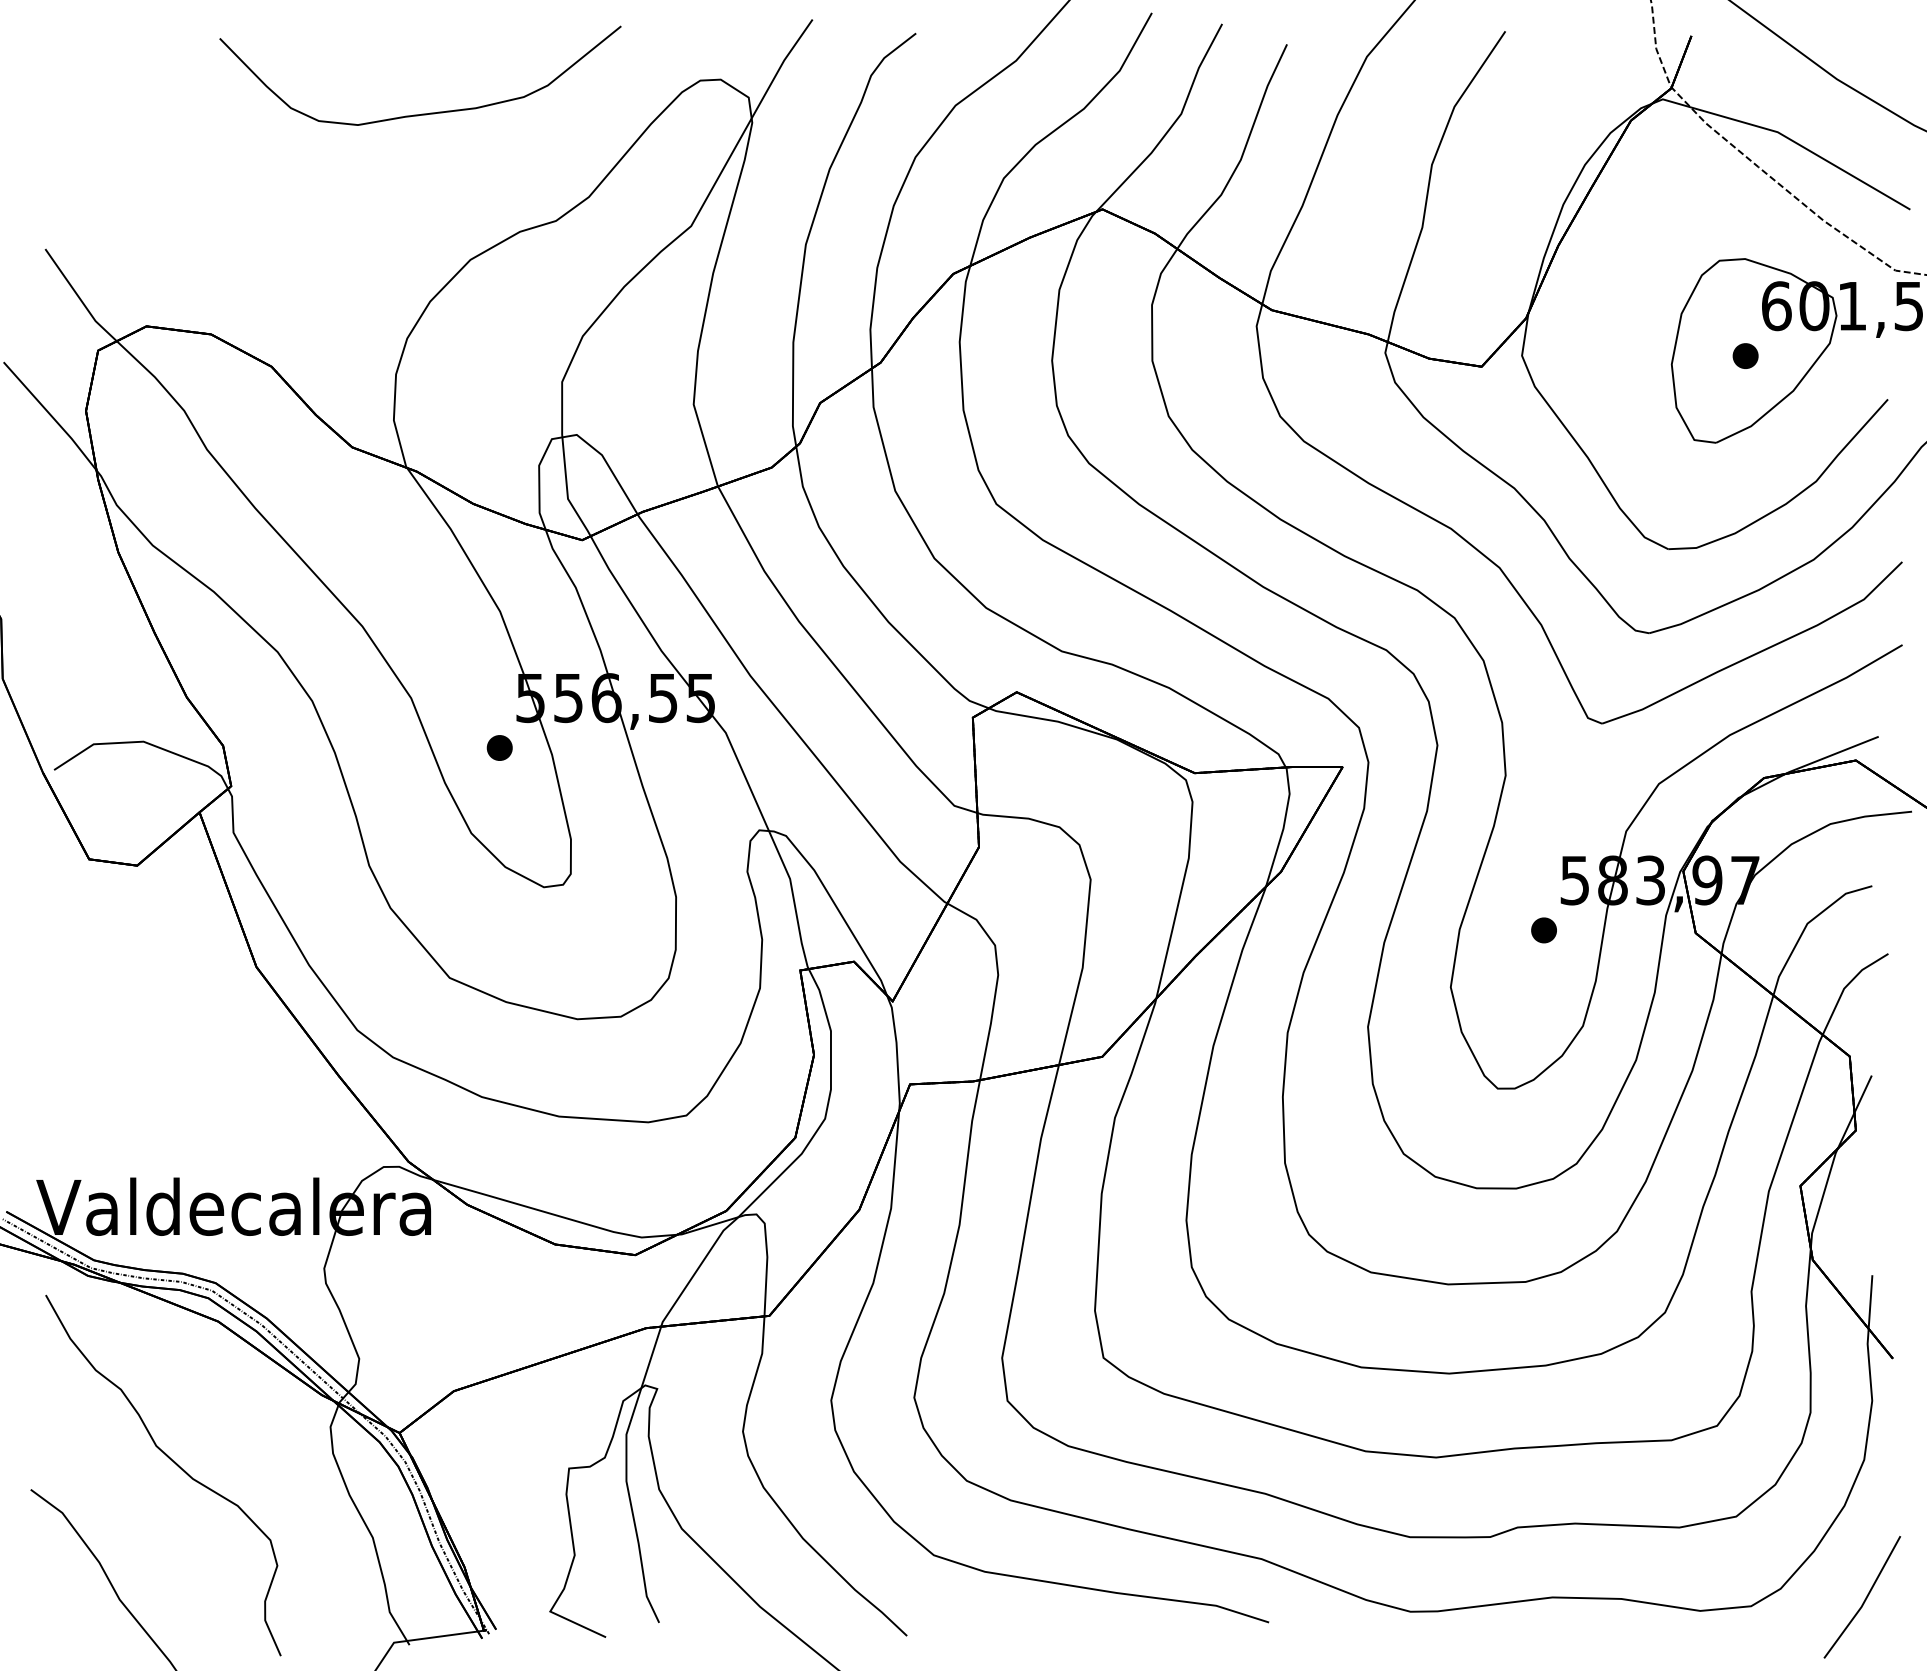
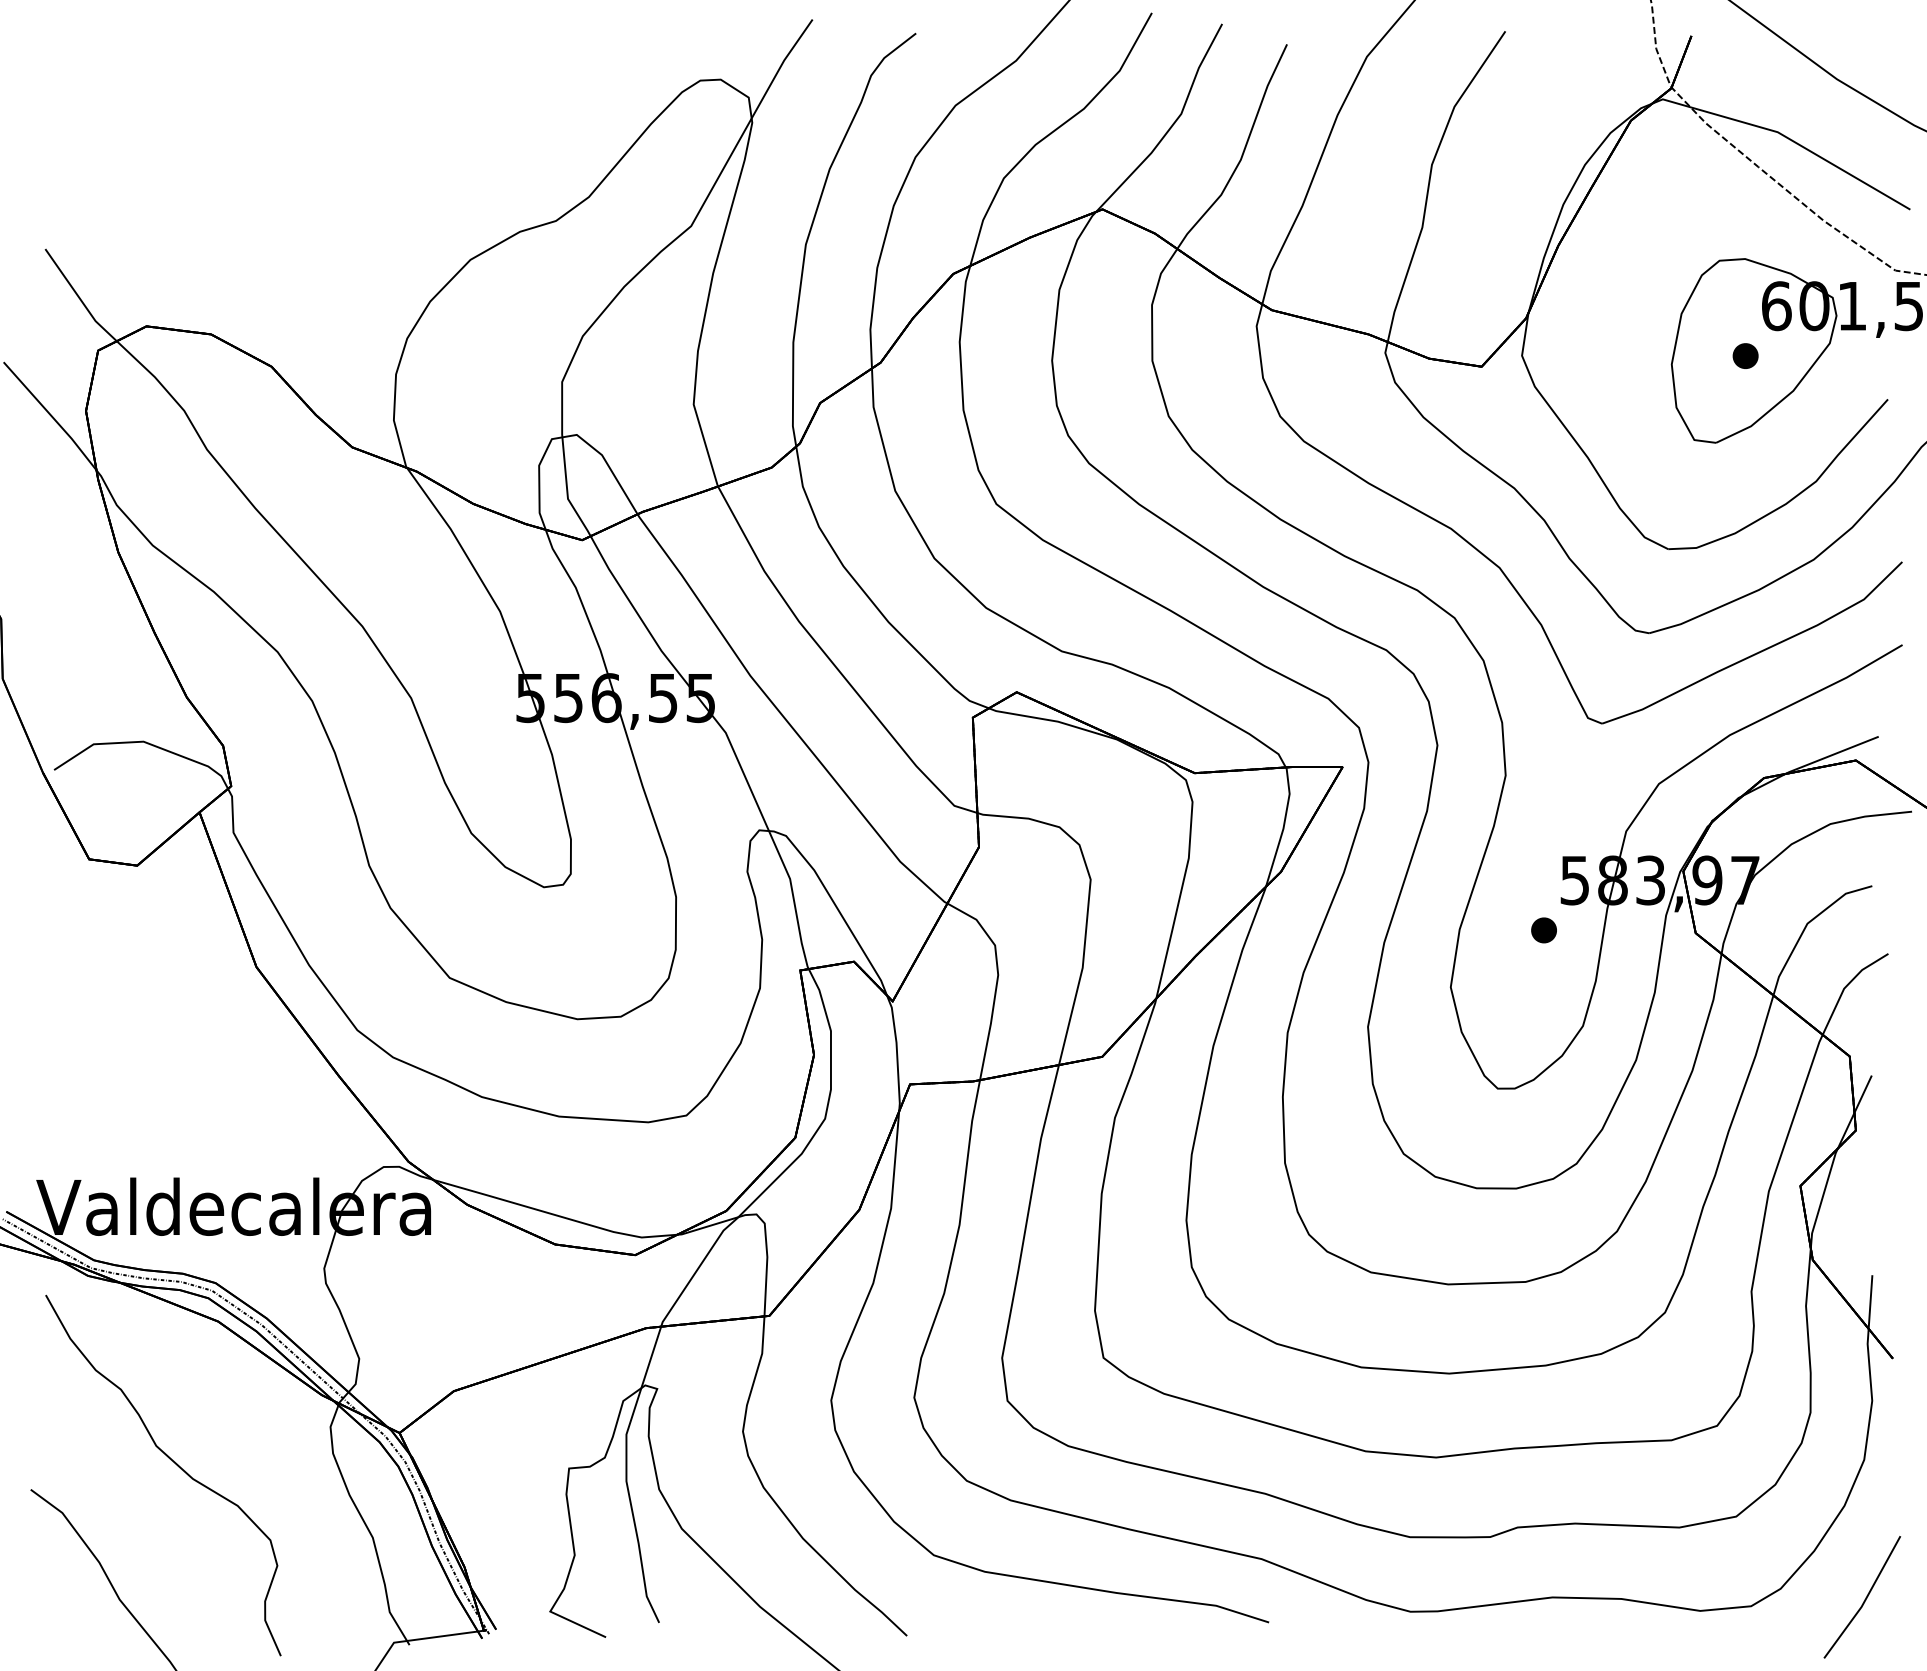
curve: present -> none (421, 113)
part: present -> none (499, 747)
